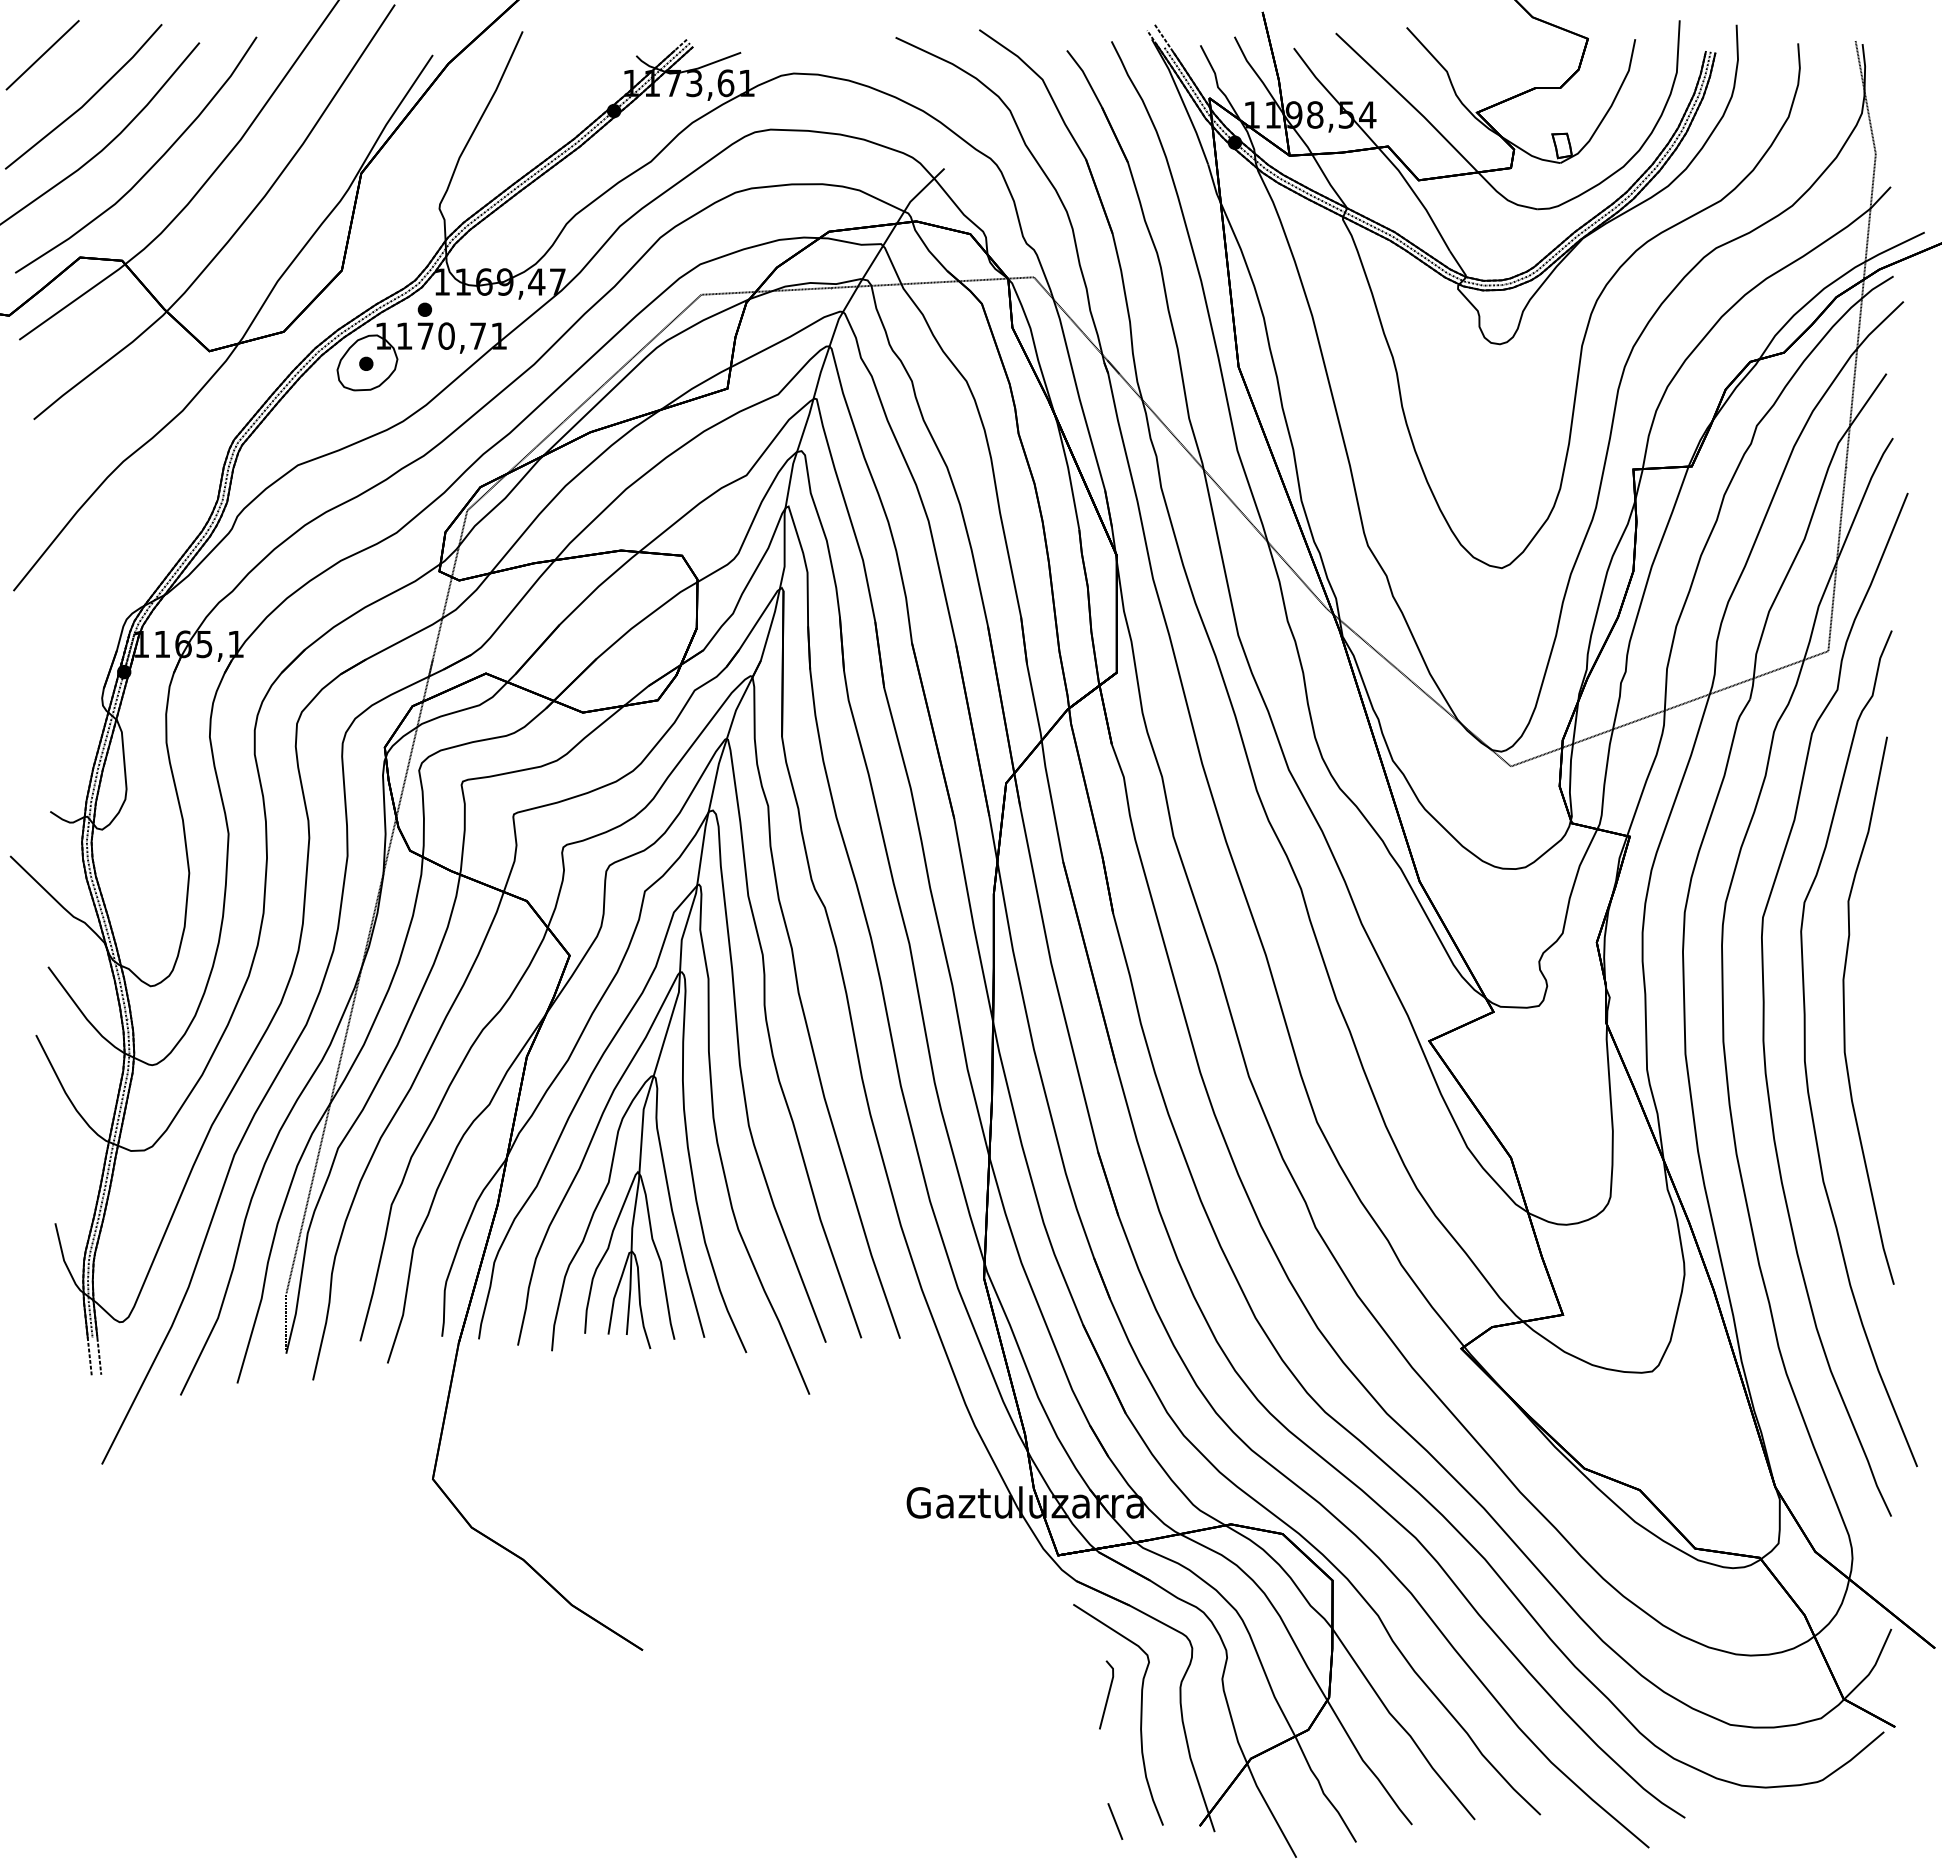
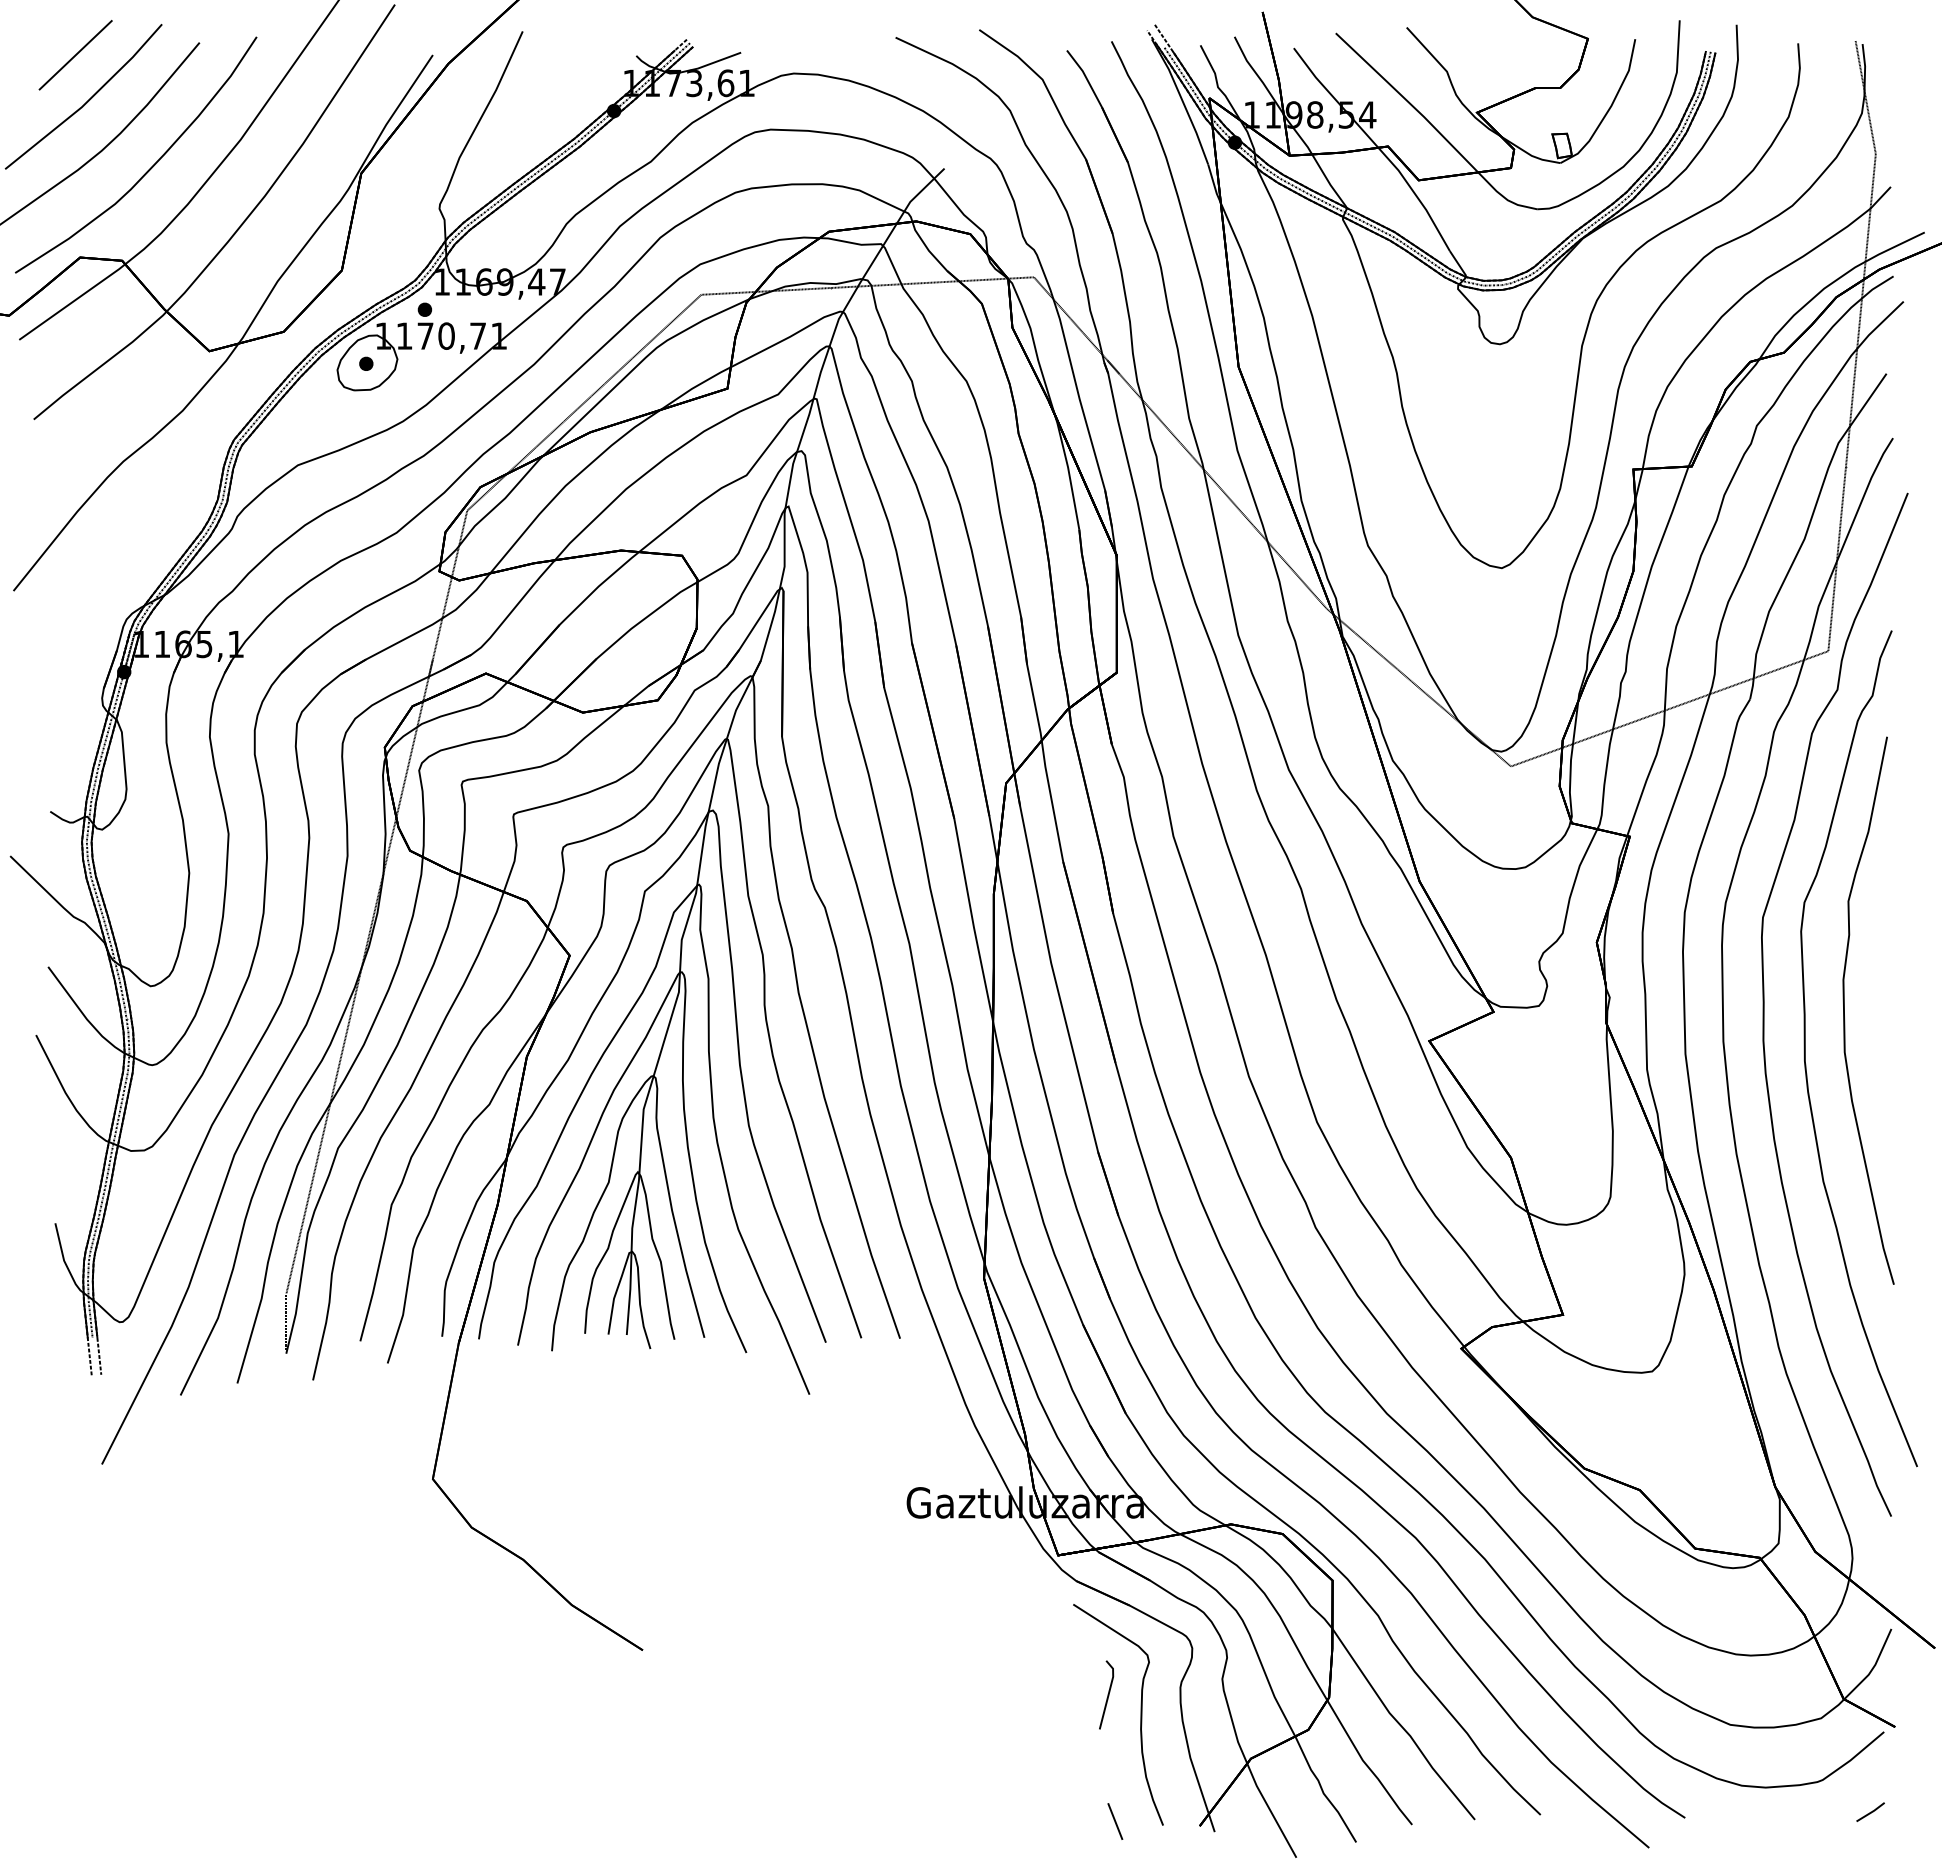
line position: (42, 55) -> (75, 55) (75, 55)
line: none -> present (1870, 1811)
